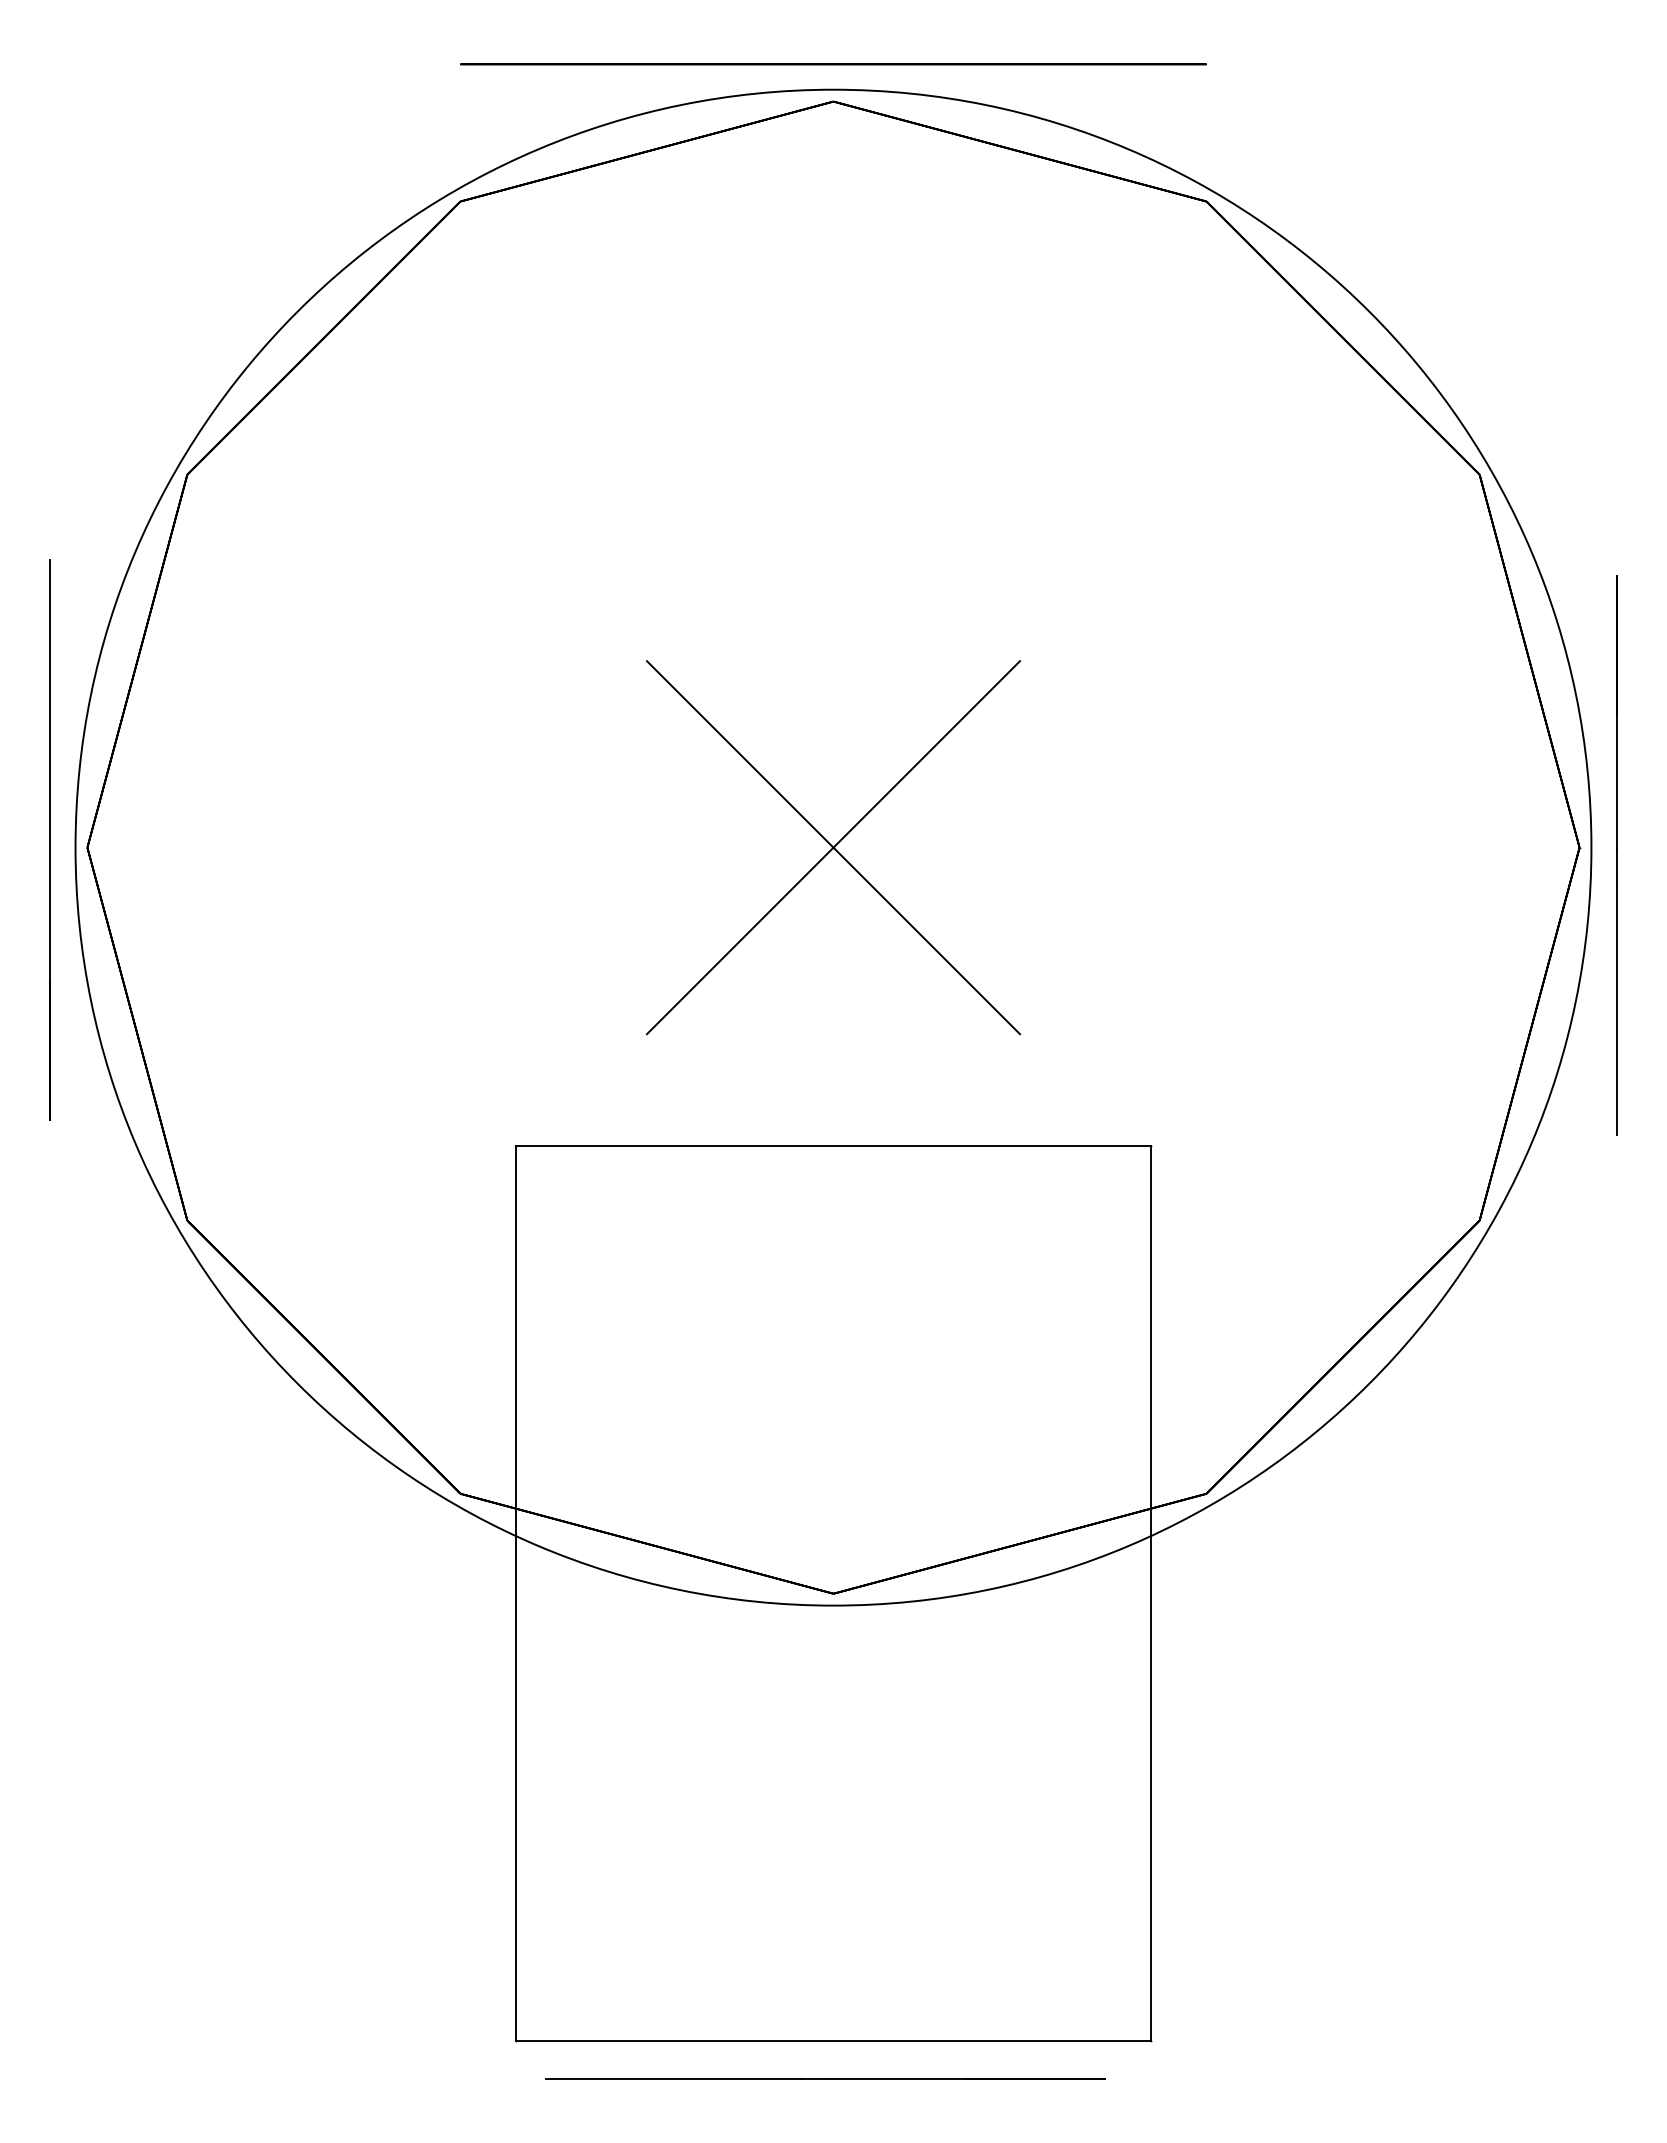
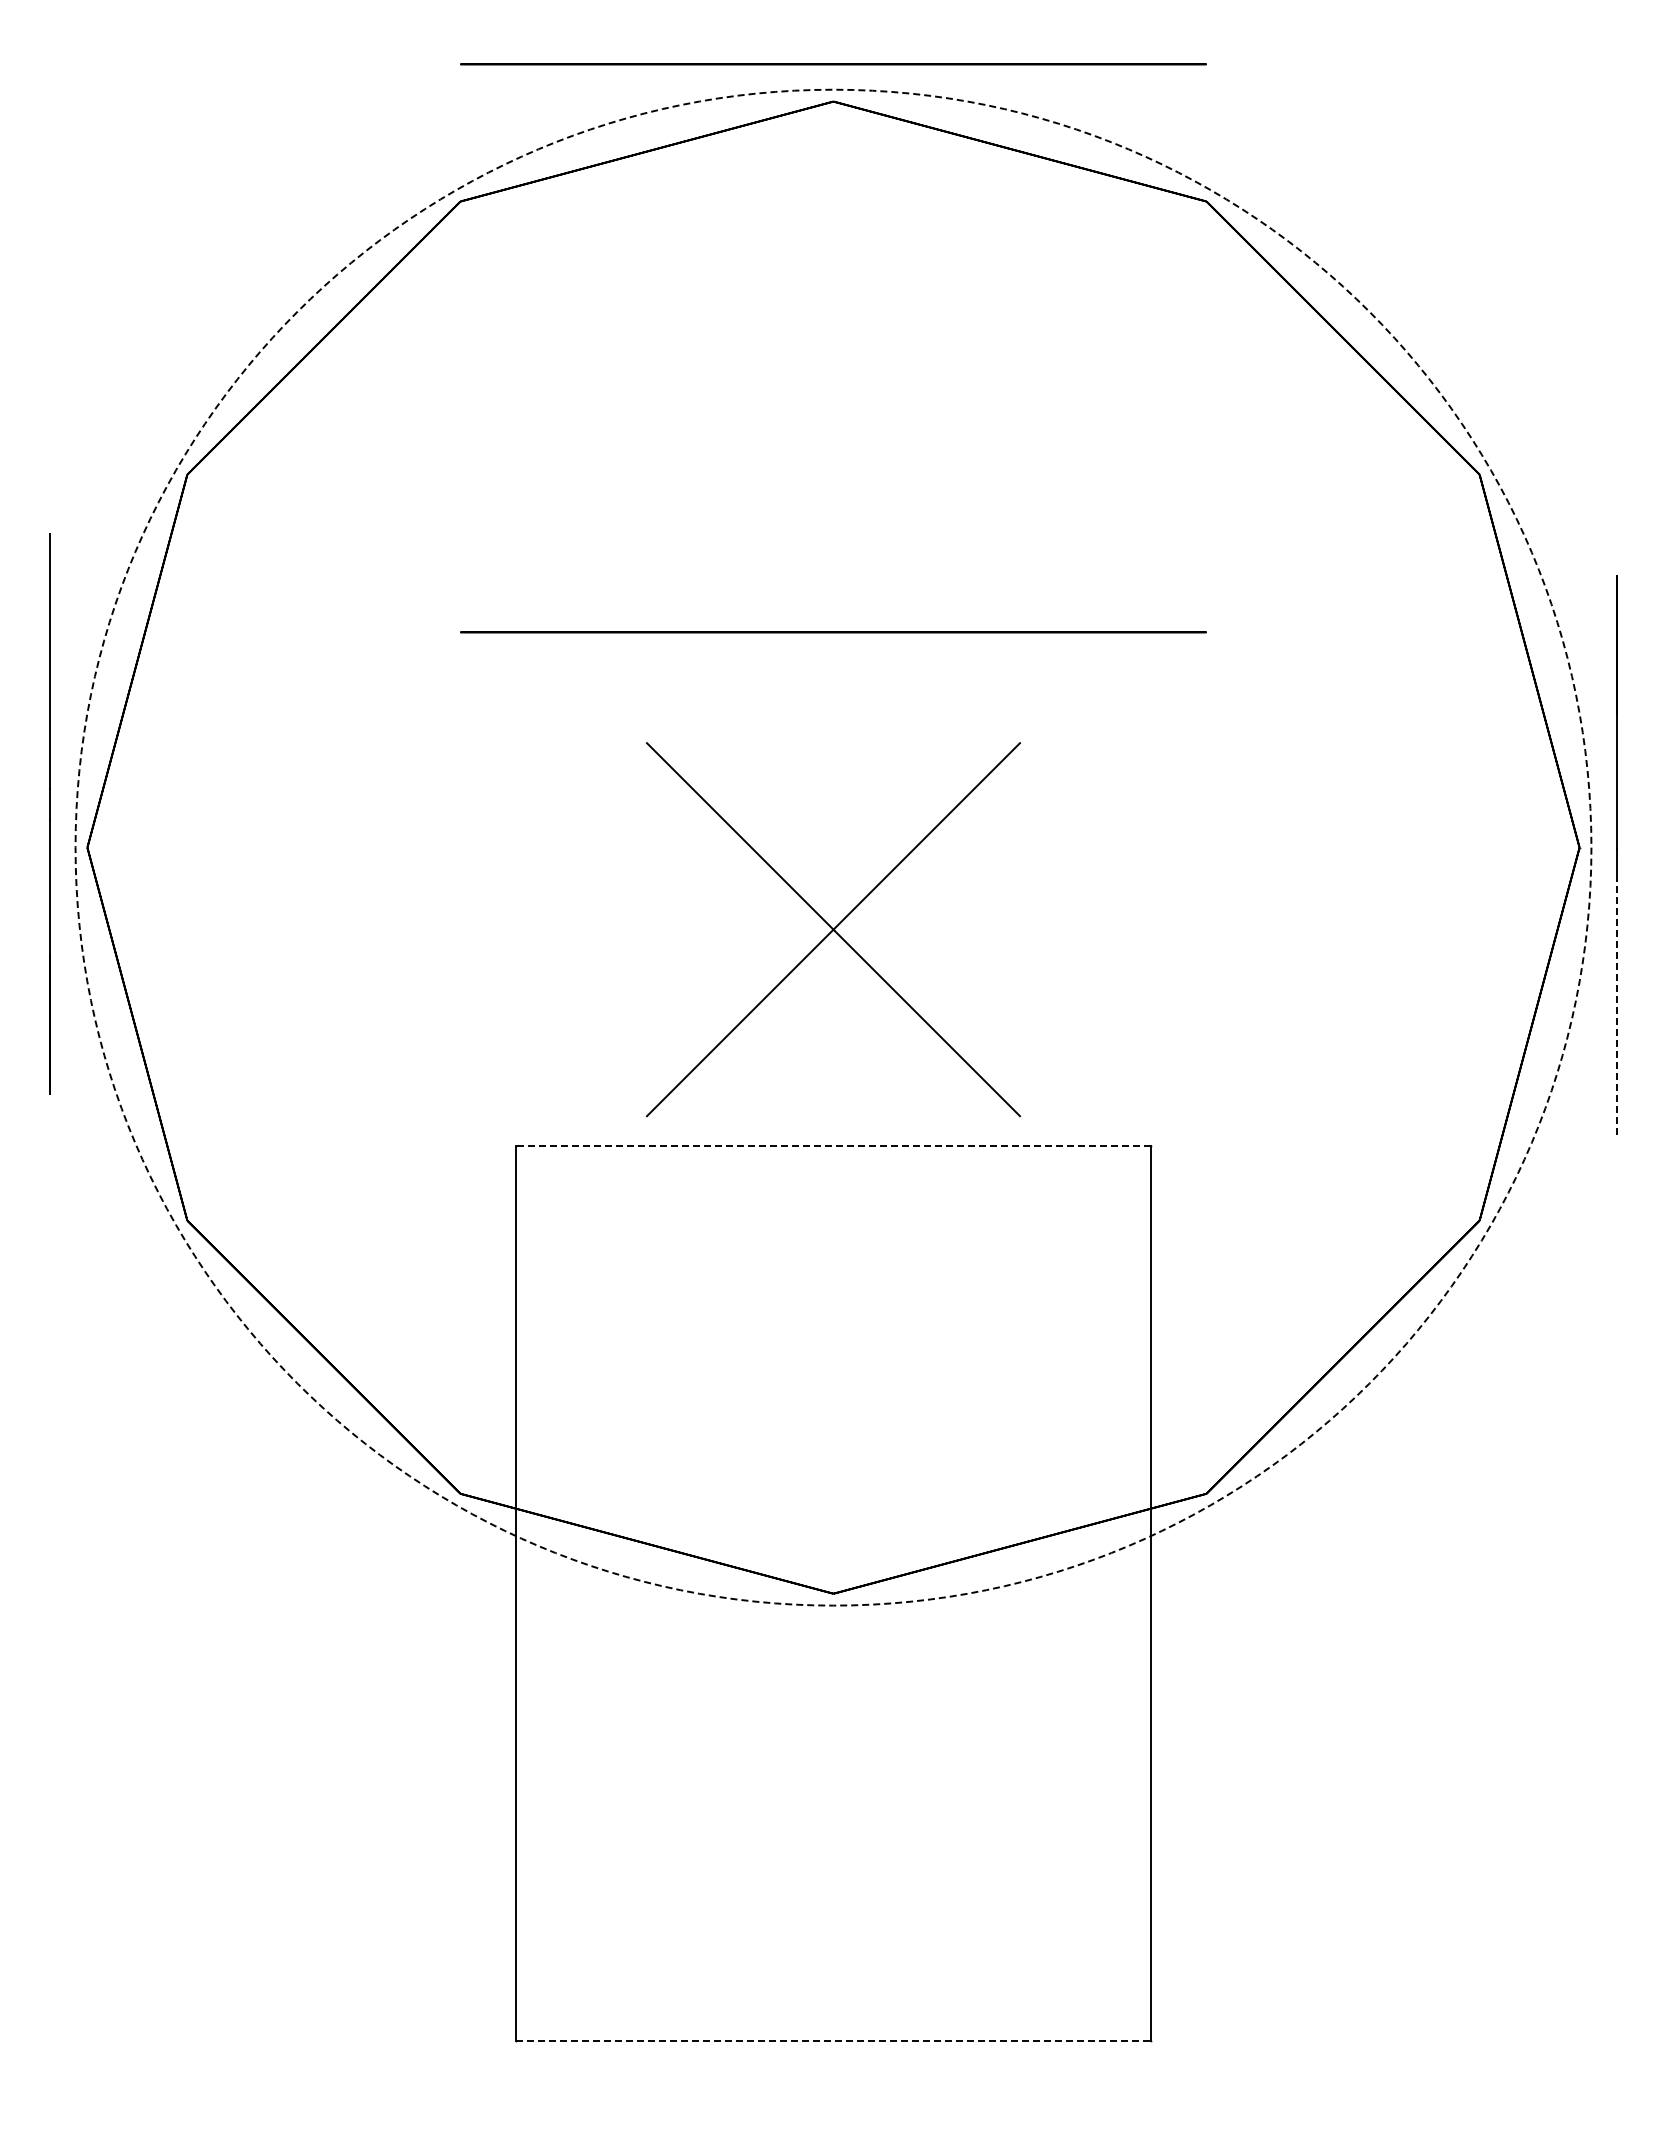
line: none -> present (833, 632)
line position: (49, 839) -> (49, 813) (49, 813)
circle: solid -> dashed (833, 847)
part position: (833, 847) -> (833, 929) (833, 929)
line: solid -> dashed (1616, 1007)
line: solid -> dashed (833, 1146)
line: solid -> dashed (833, 2041)
line: present -> none (825, 2078)
